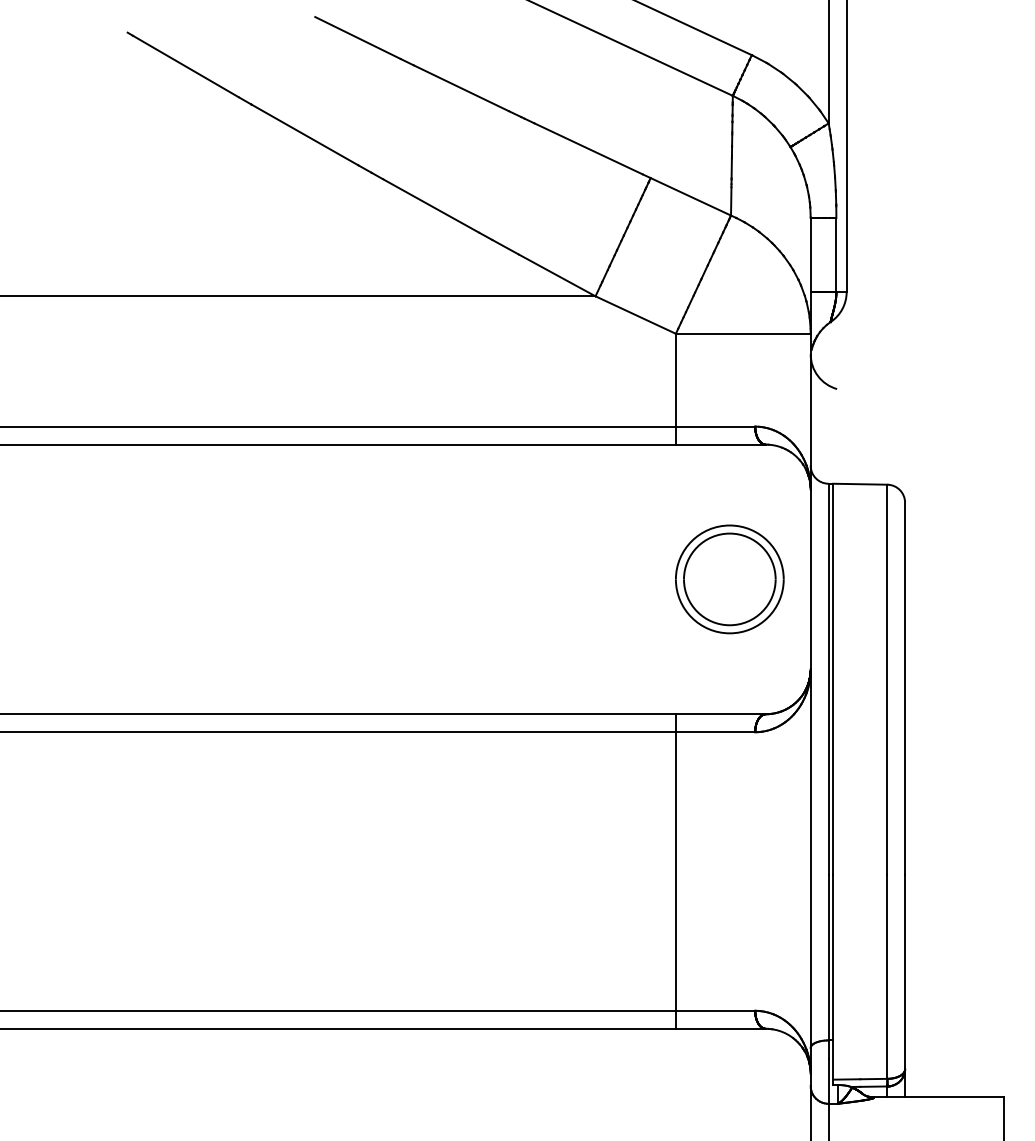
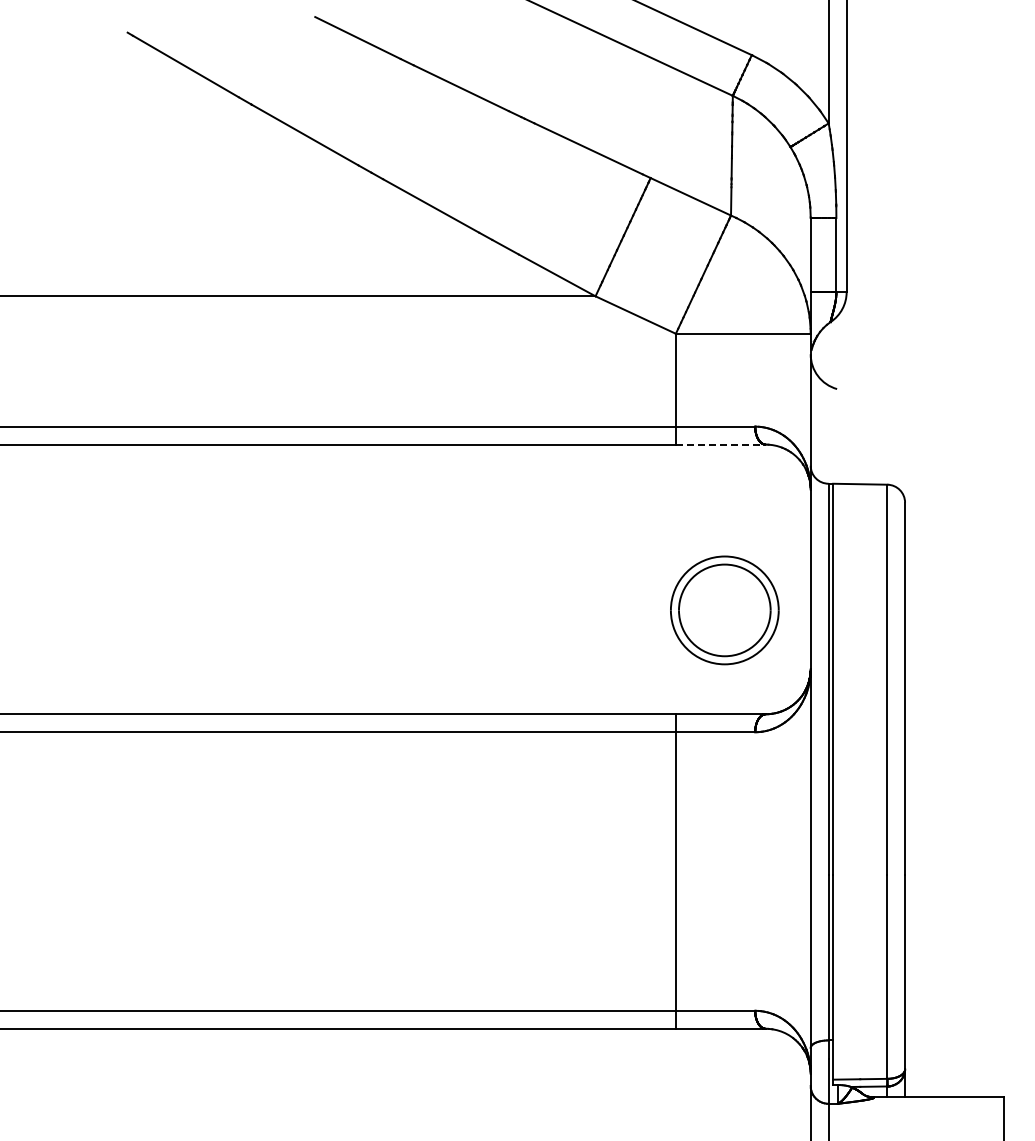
line: solid -> dashed (720, 444)
part position: (729, 579) -> (724, 610) (724, 610)
